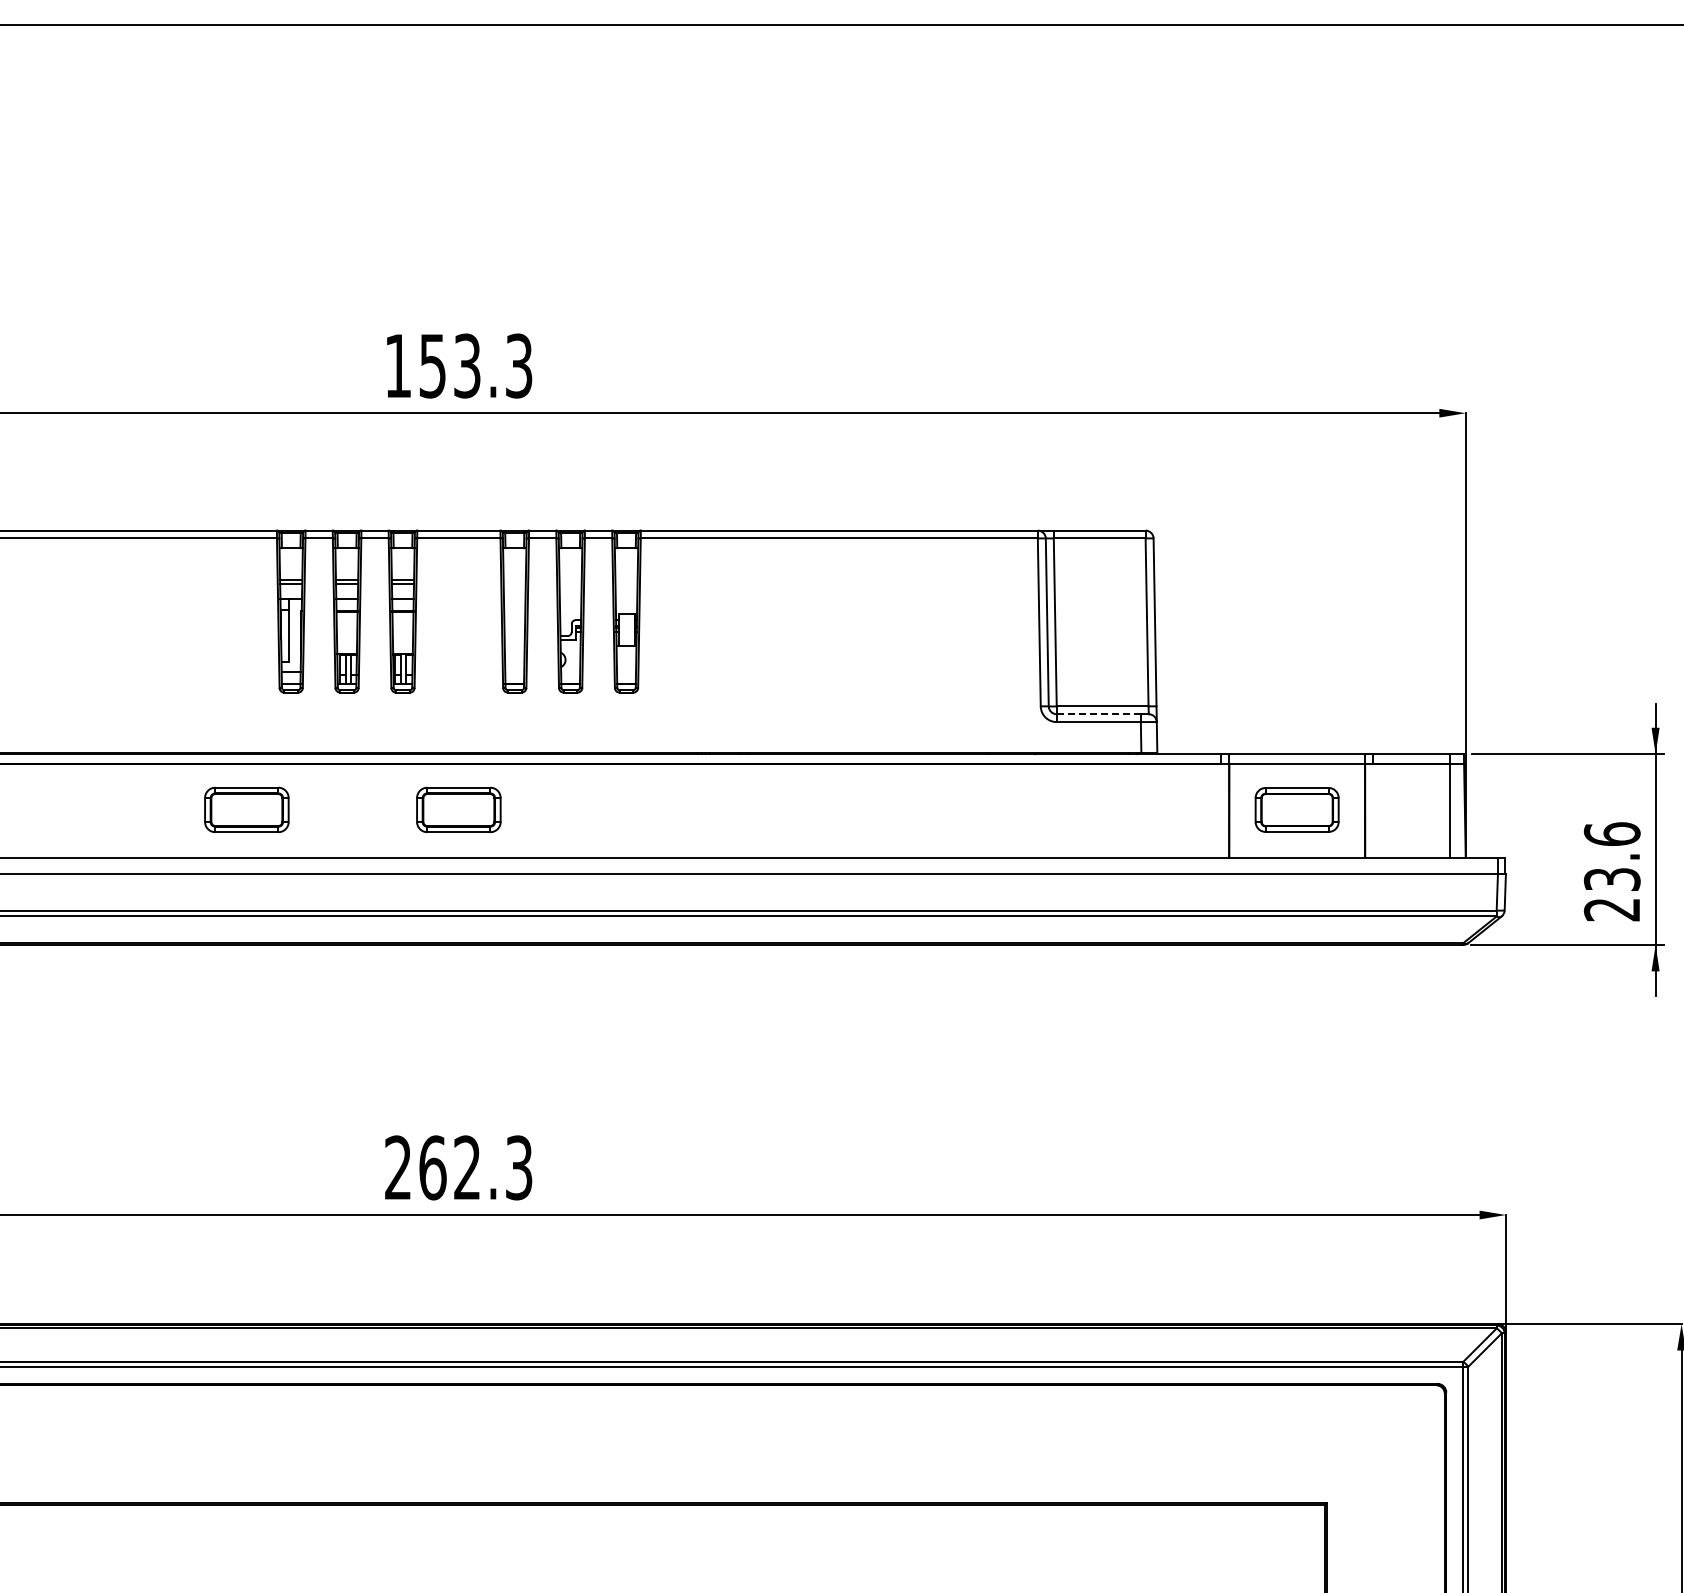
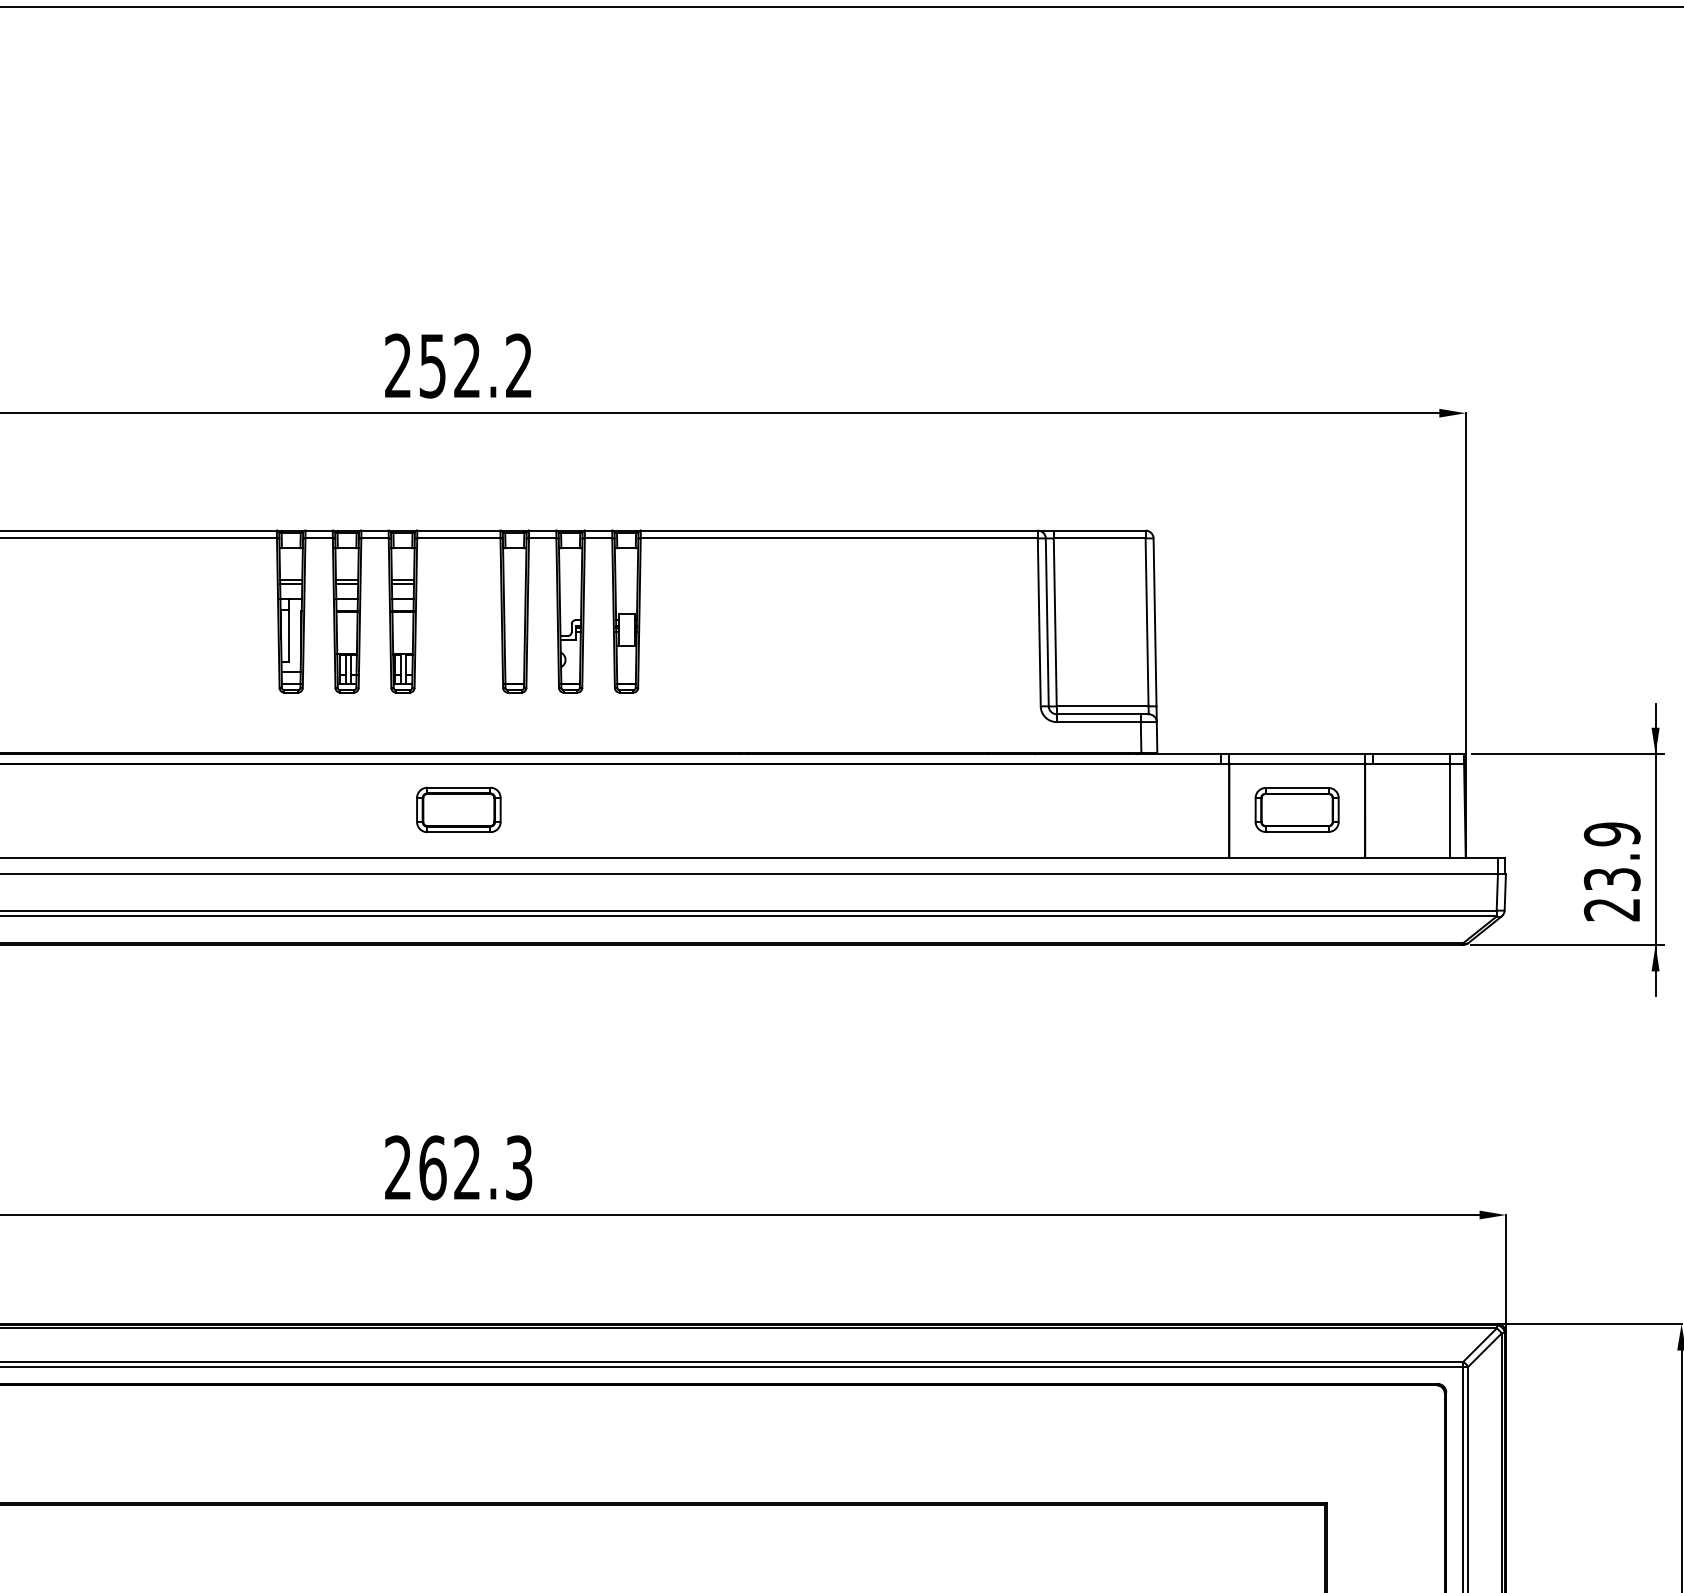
line position: (841, 25) -> (841, 7) (841, 7)
text: 153.3 -> 252.2 (458, 365)
line: dashed -> solid (1099, 714)
part: present -> none (246, 809)
text: 23.6 -> 23.9 (1611, 834)
